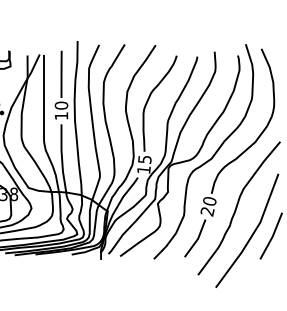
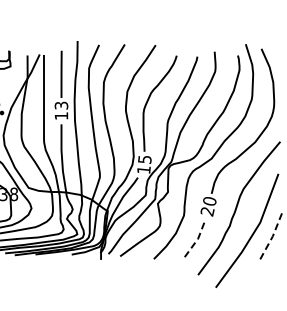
text: 10 -> 13 (61, 105)
line: solid -> dashed (272, 236)
line: solid -> dashed (198, 238)
